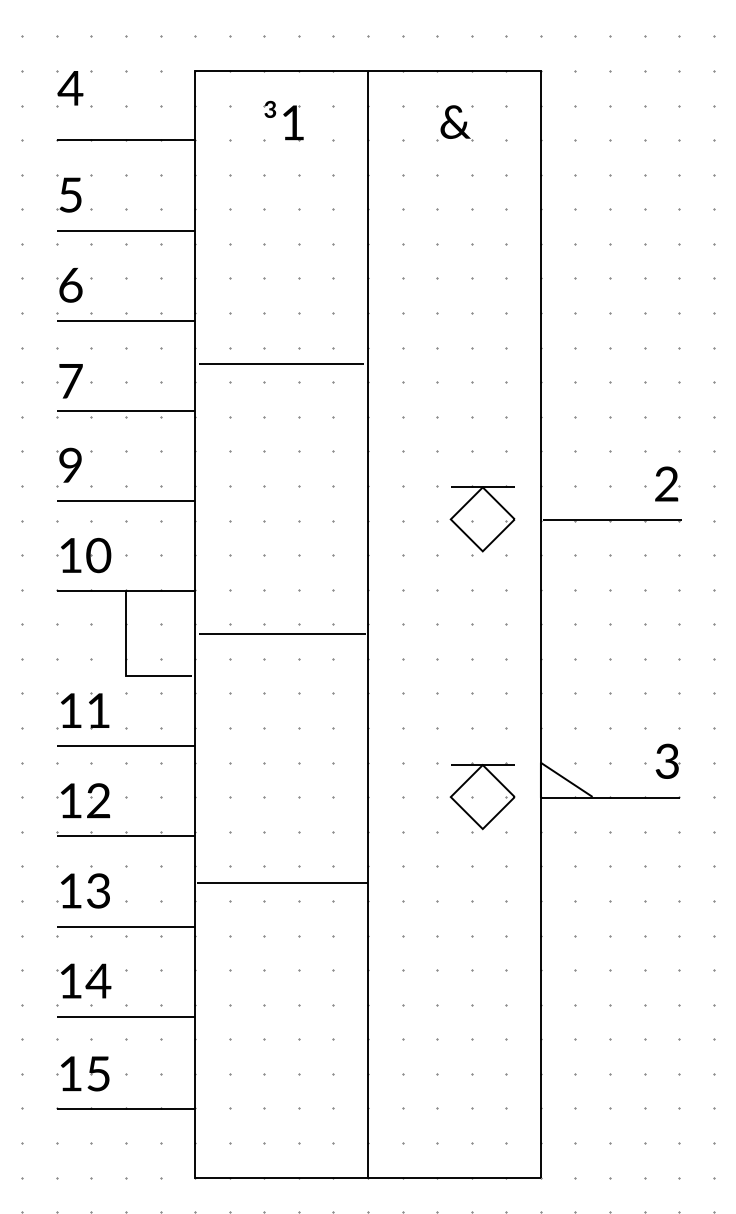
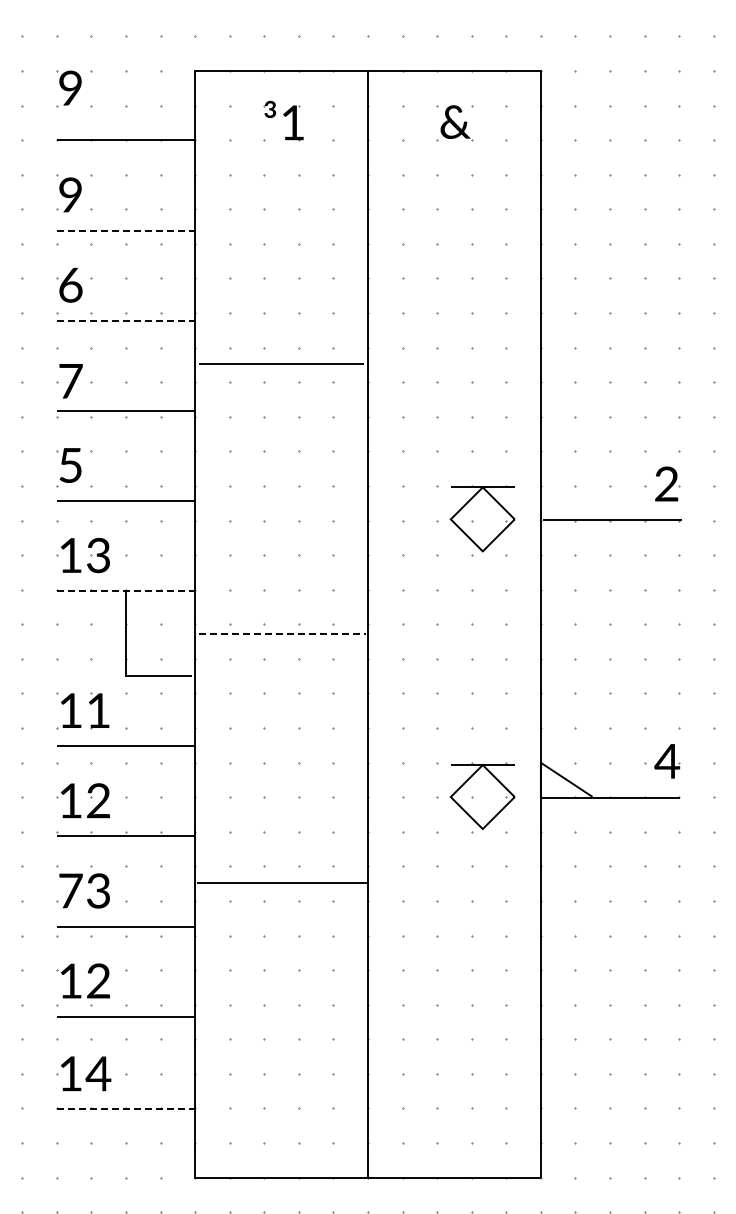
text: 4 -> 9 (70, 87)
text: 5 -> 9 (70, 194)
line: solid -> dashed (126, 230)
line: solid -> dashed (126, 320)
text: 9 -> 5 (70, 464)
text: 10 -> 13 (98, 555)
line: solid -> dashed (126, 591)
line: solid -> dashed (282, 633)
text: 3 -> 4 (667, 760)
text: 13 -> 73 (70, 890)
text: 14 -> 12 (98, 980)
text: 15 -> 14 (98, 1073)
line: solid -> dashed (126, 1109)
